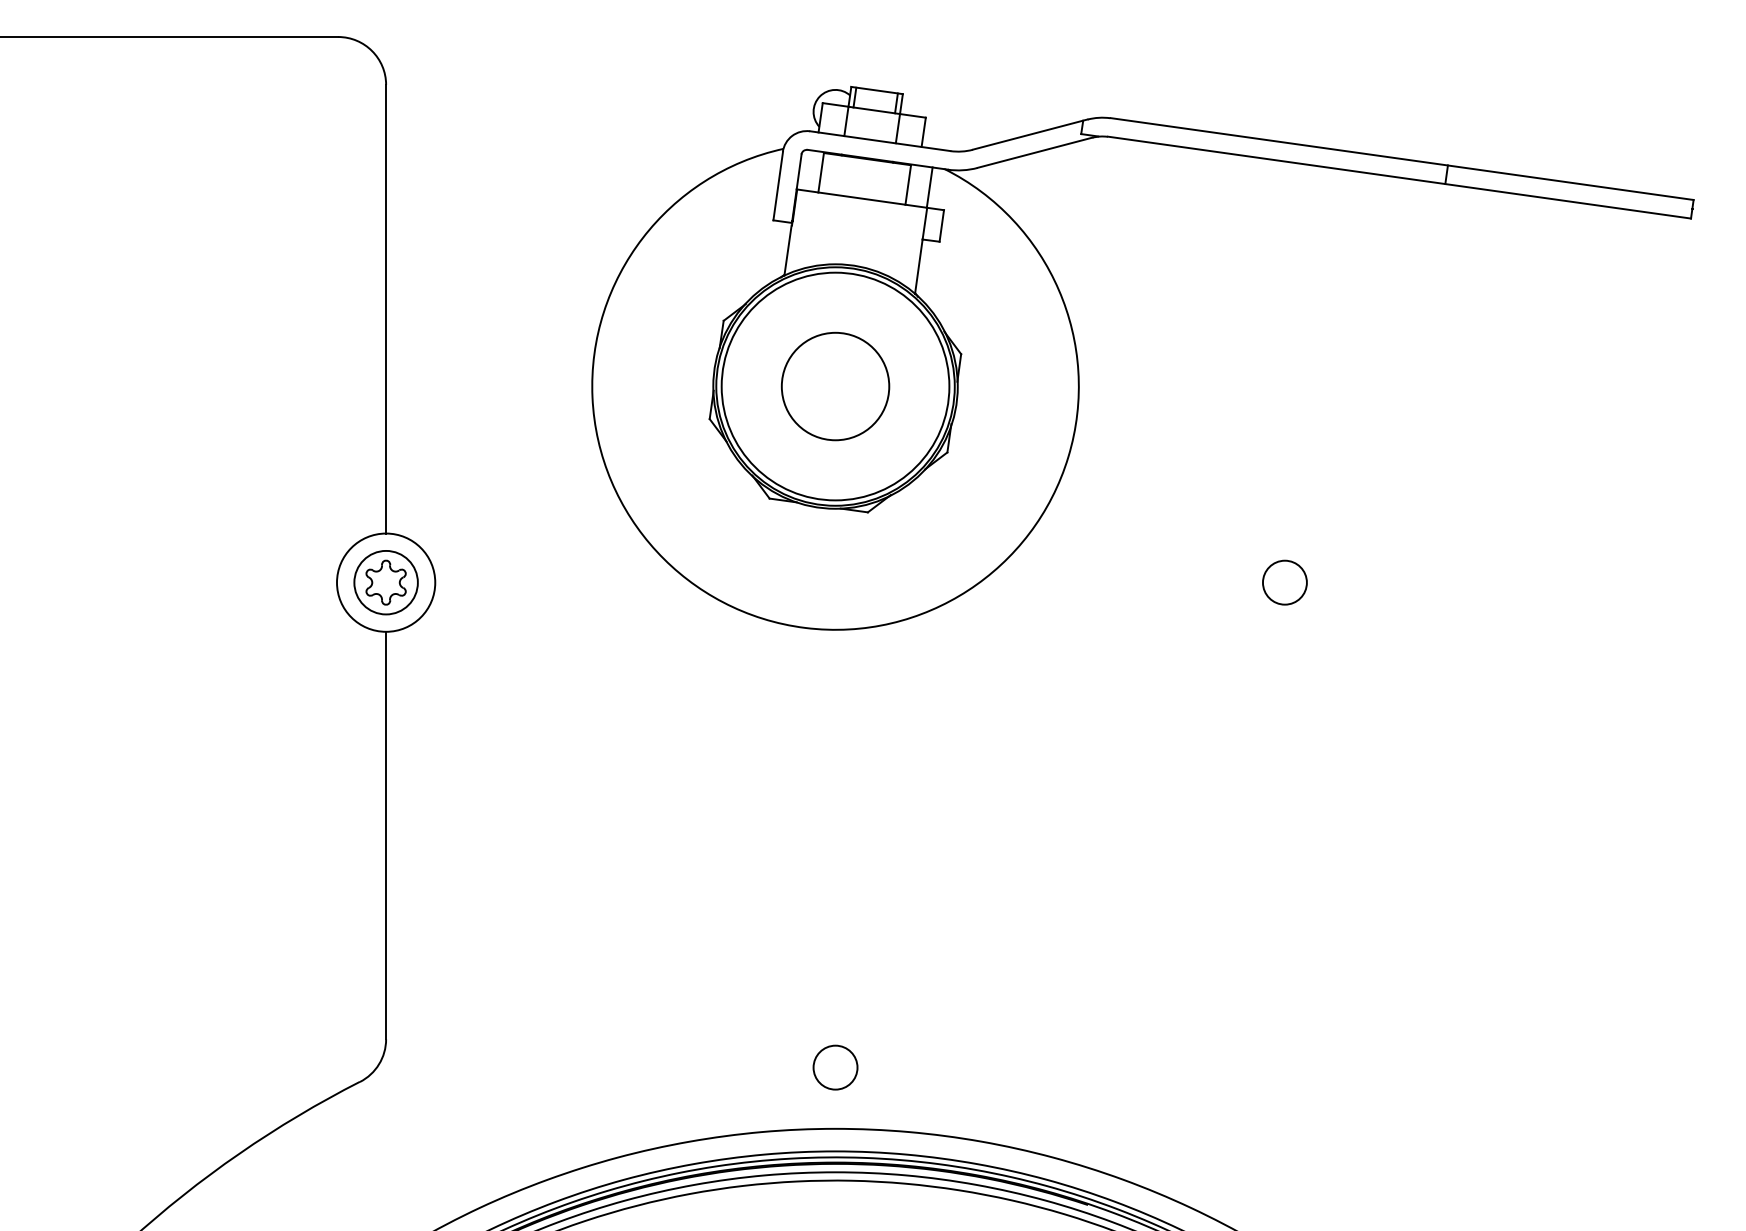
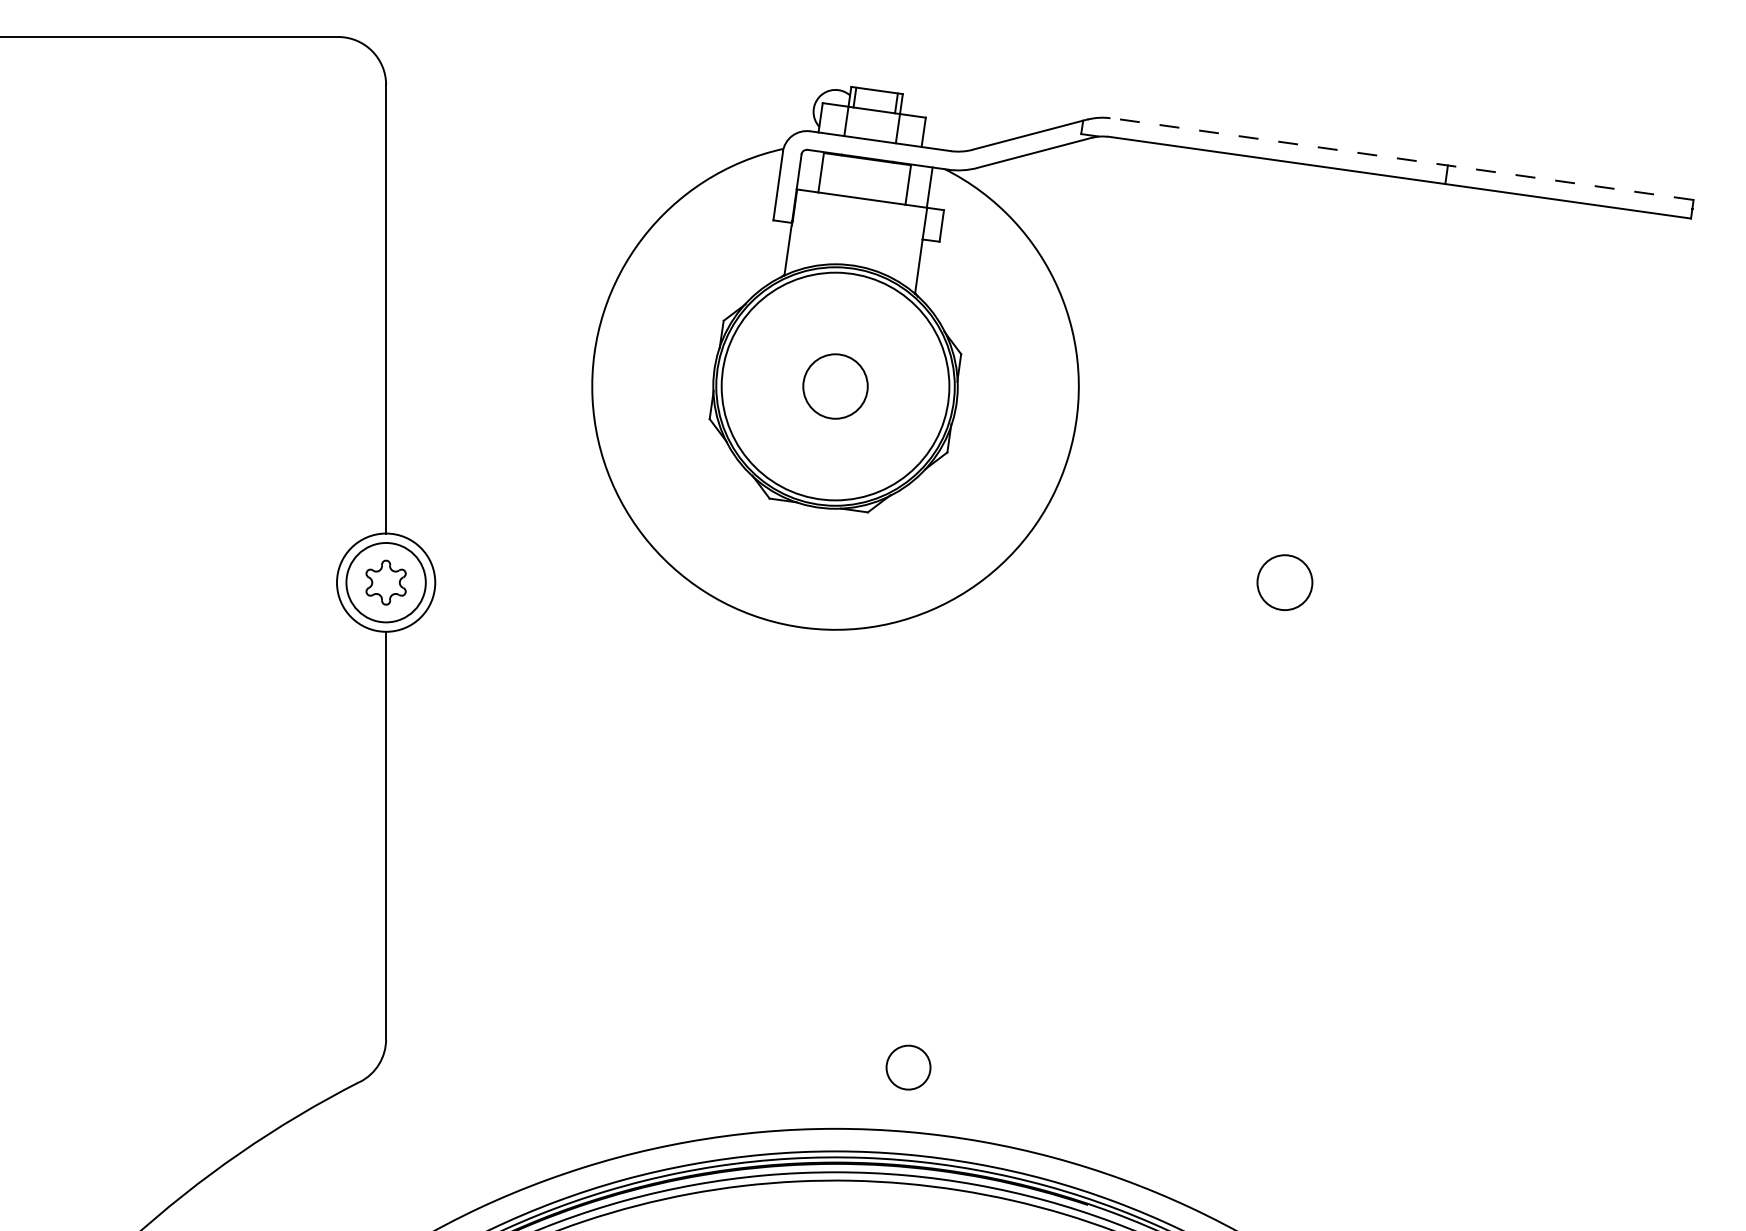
line: solid -> dashed (1401, 158)
circle diameter: 107 px -> 64 px (835, 386)
circle diameter: 64 px -> 79 px (385, 582)
circle diameter: 44 px -> 55 px (1284, 582)
circle position: (835, 1067) -> (908, 1067) (908, 1067)
